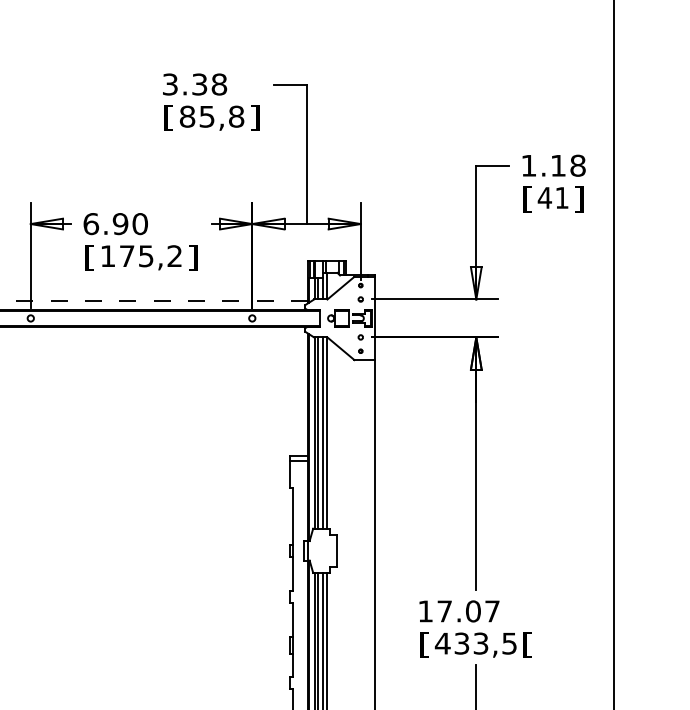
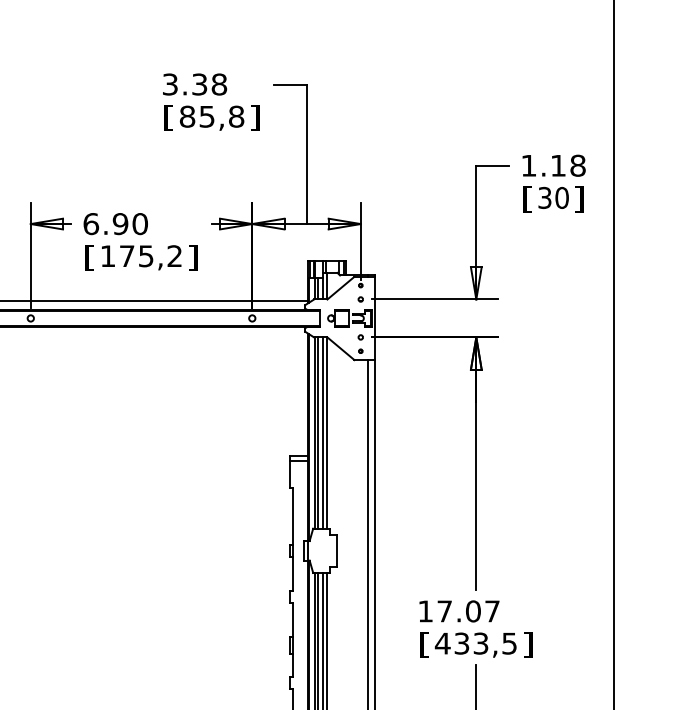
text: 41 -> 30 (552, 197)
line: dashed -> solid (154, 301)
line: none -> present (368, 533)
text: [ -> ] (527, 644)
